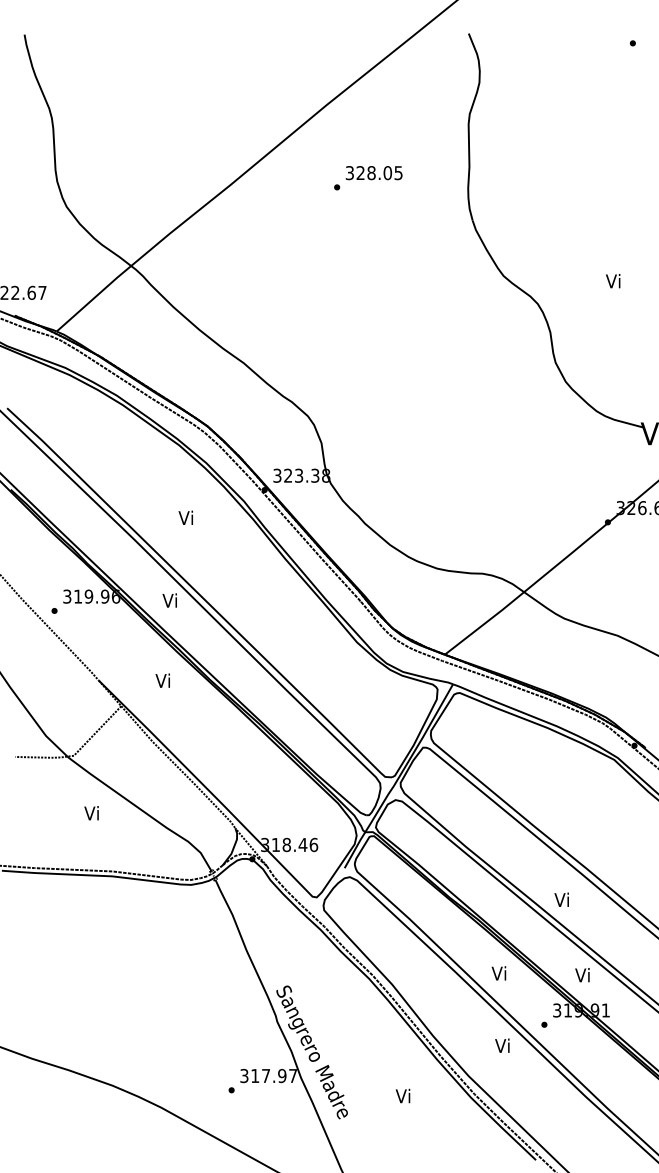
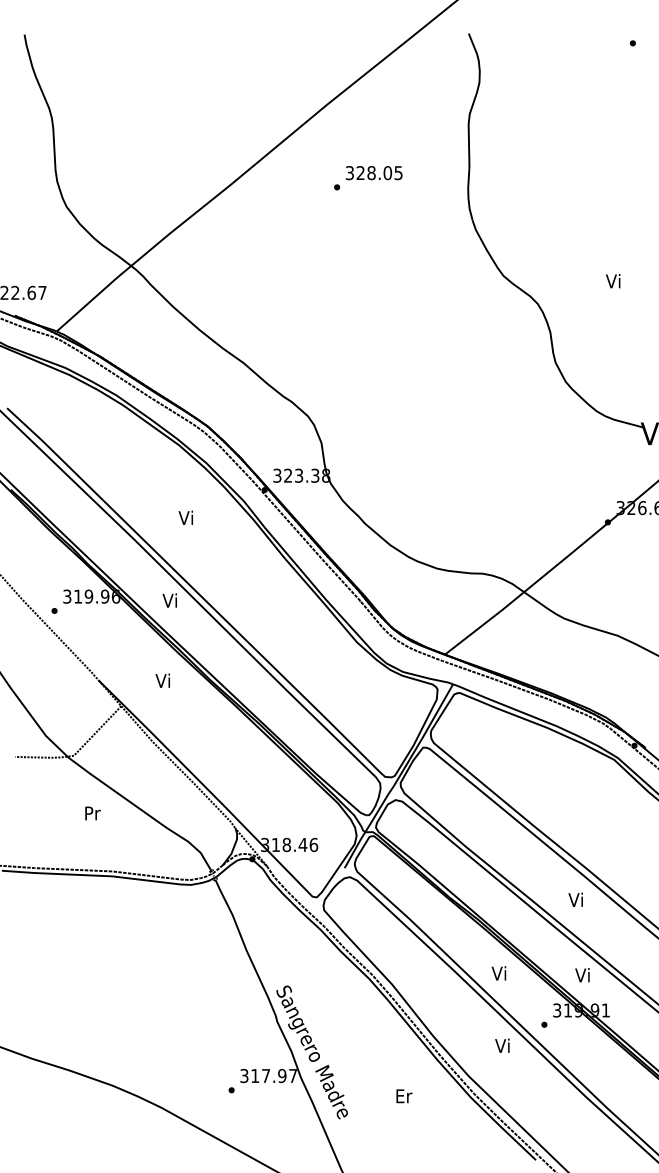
text: Vi -> Pr (92, 813)
text position: (561, 899) -> (575, 899) (575, 899)
text: Vi -> Er (403, 1095)
